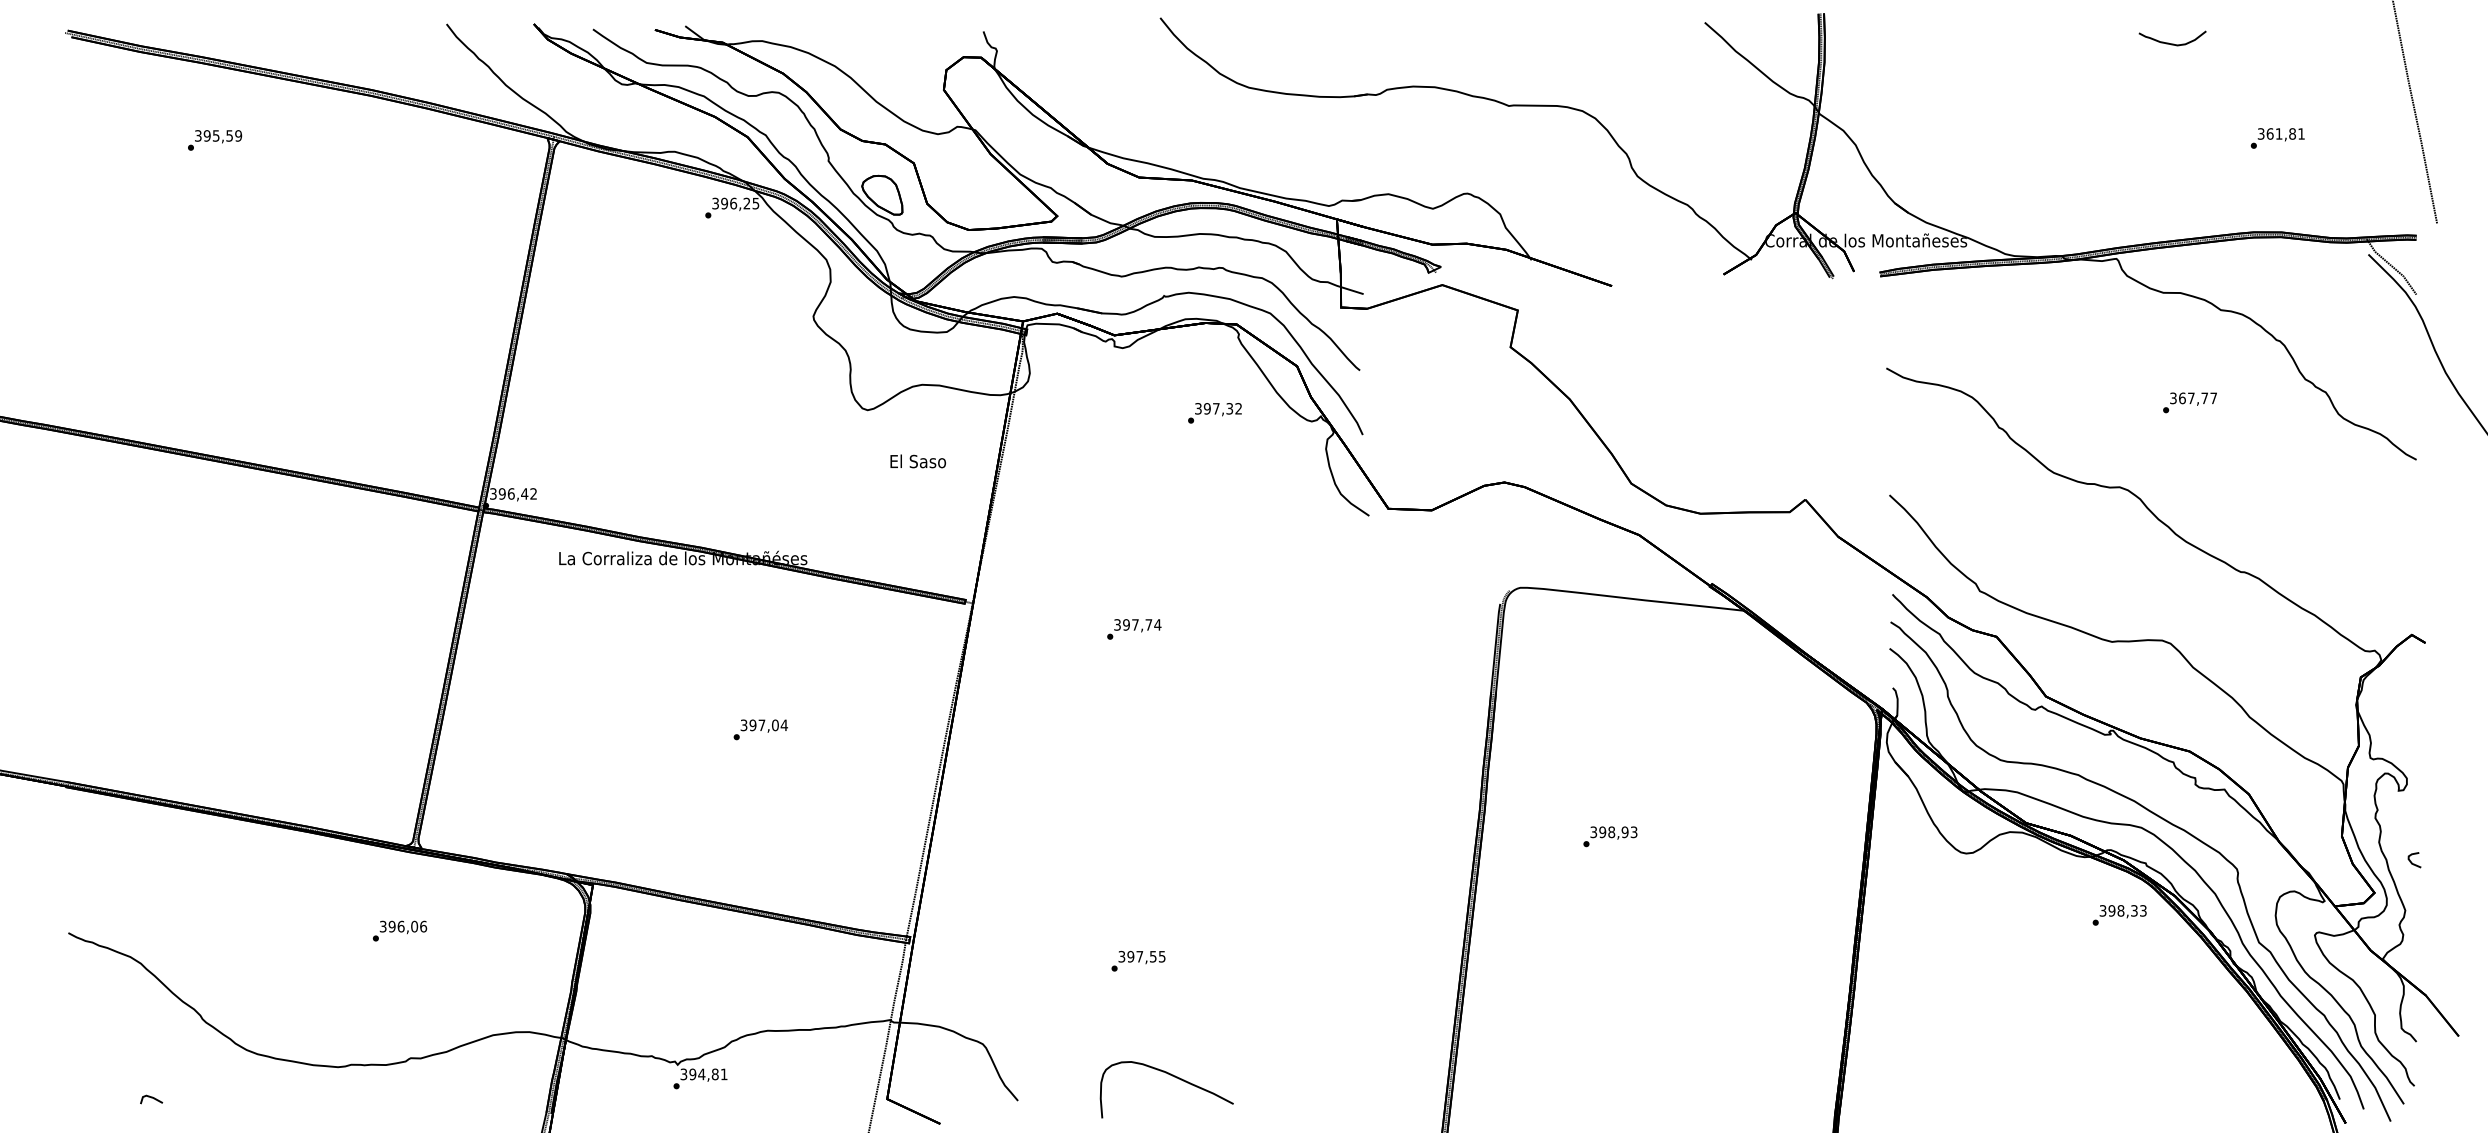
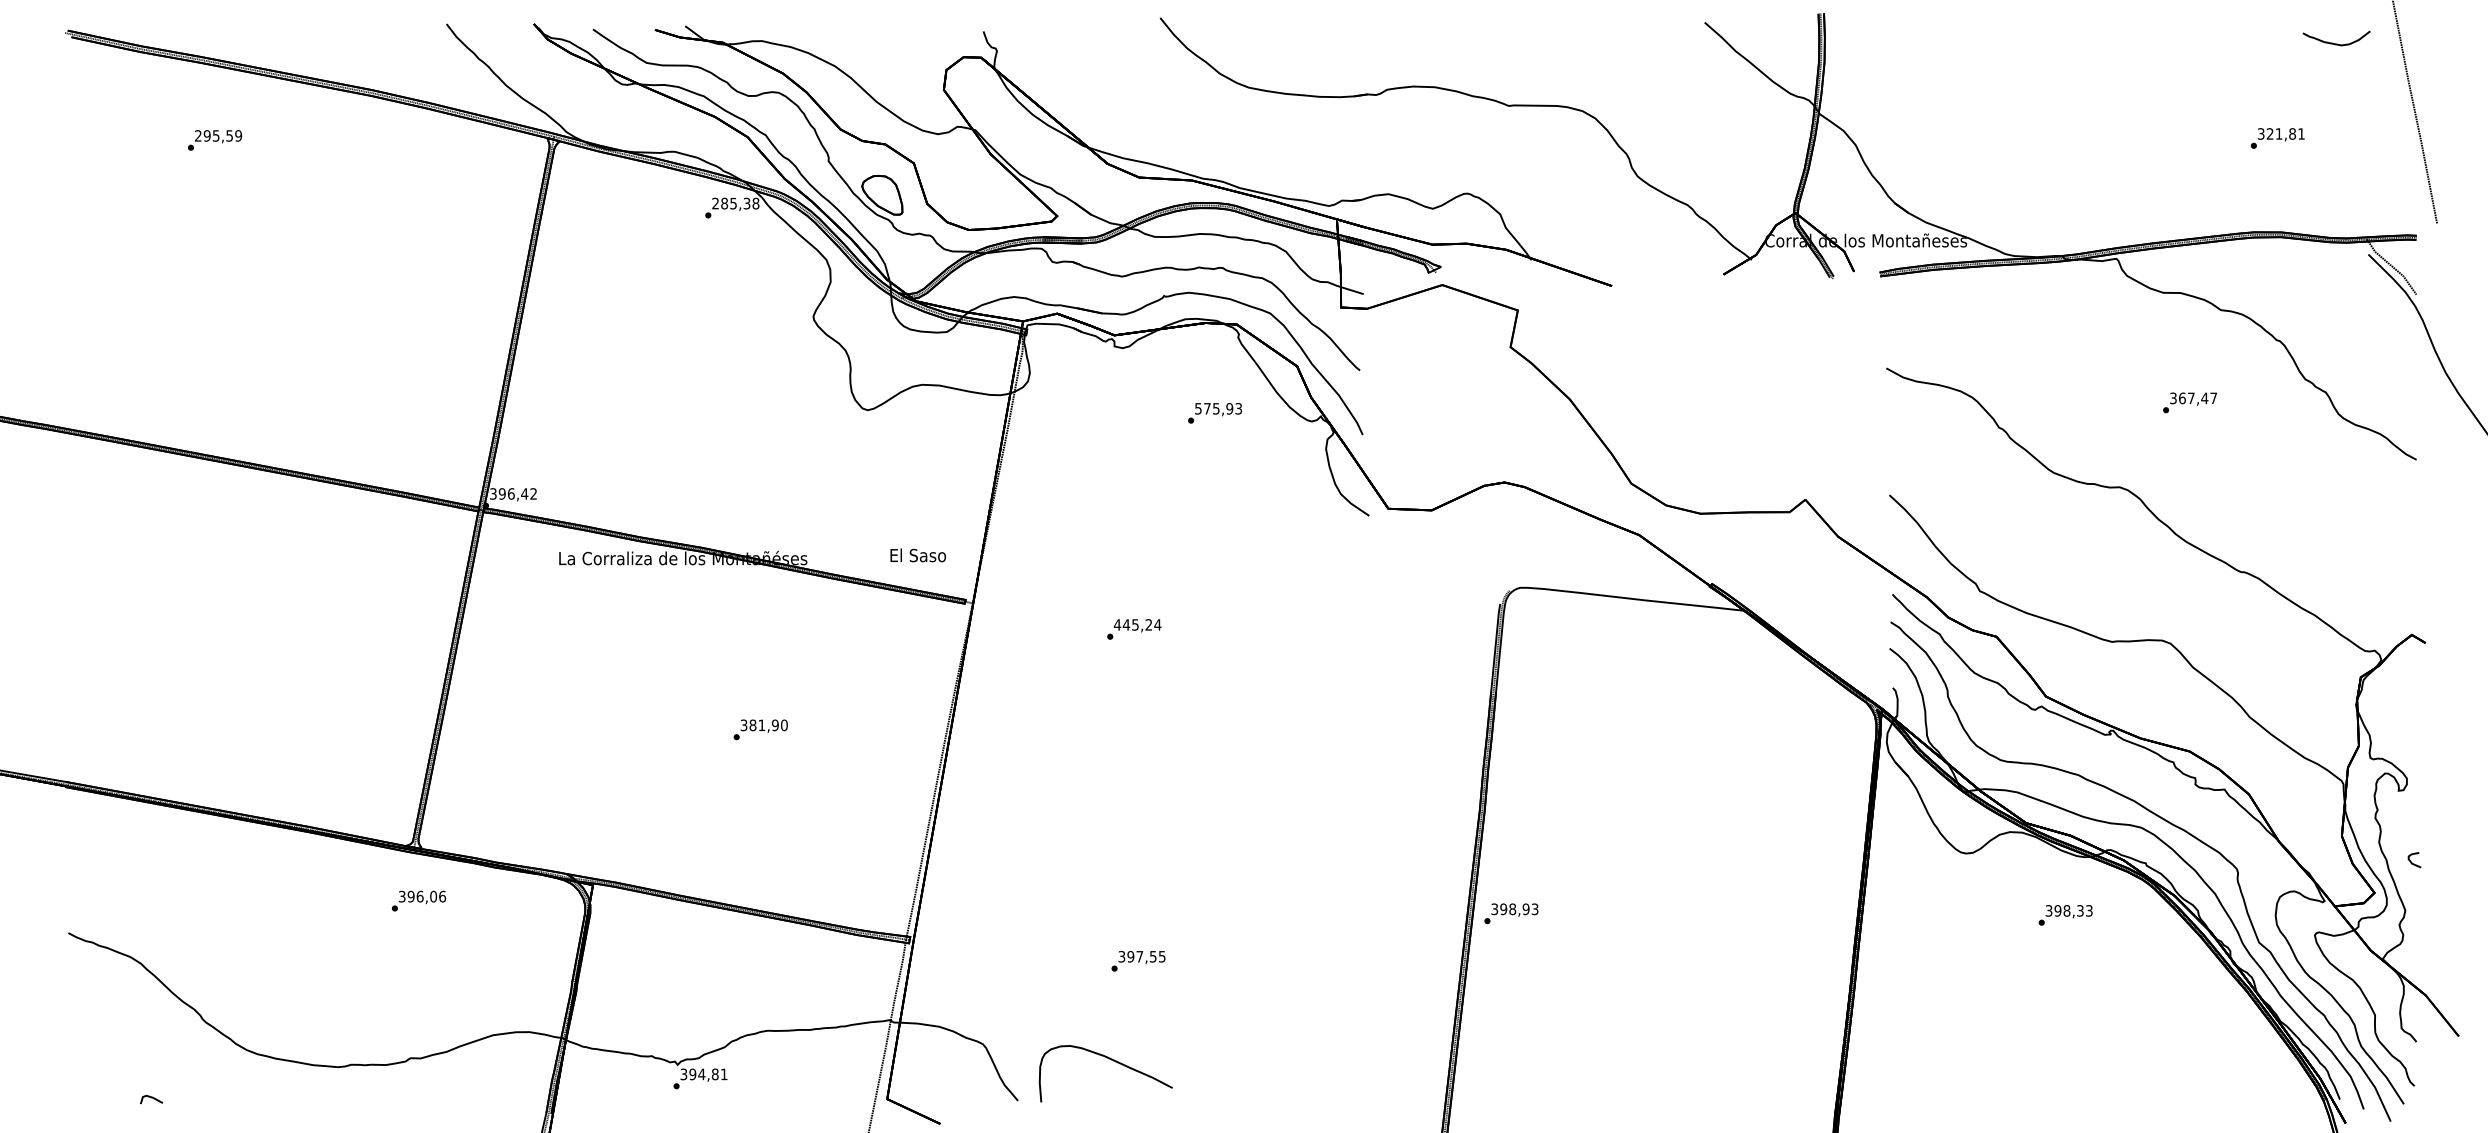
curve position: (2172, 43) -> (2336, 43) (2336, 43)
text: 361,81 -> 321,81 (2269, 133)
text: 395,59 -> 295,59 (198, 136)
text: 396,25 -> 285,38 (735, 203)
text: 367,77 -> 367,47 (2204, 398)
text: 397,32 -> 575,93 (1218, 408)
text position: (917, 461) -> (917, 555) (917, 555)
text: 397,74 -> 445,24 (1132, 624)
text: 397,04 -> 381,90 (768, 725)
text position: (1610, 836) -> (1511, 913) (1511, 913)
text position: (2119, 915) -> (2065, 915) (2065, 915)
text position: (399, 930) -> (418, 900) (418, 900)
curve position: (1172, 1076) -> (1111, 1060) (1111, 1060)
